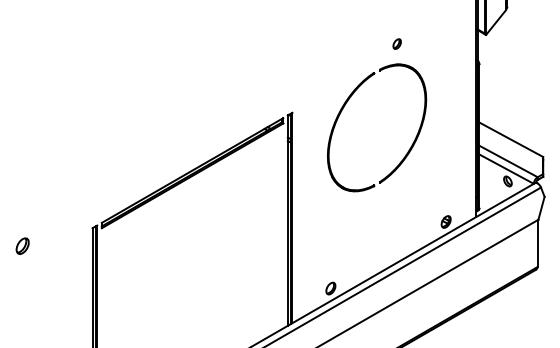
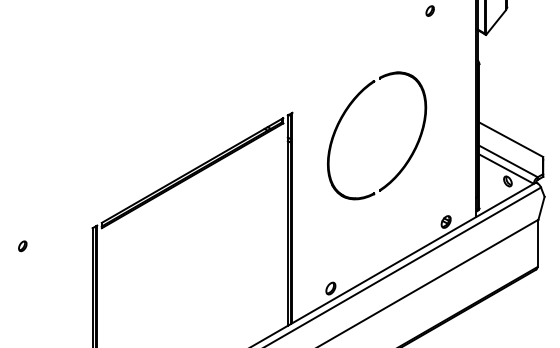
part position: (396, 43) -> (429, 10) (429, 10)
part position: (410, 146) -> (410, 154) (410, 154)
part size: 15x18 px -> 10x13 px (22, 246)
